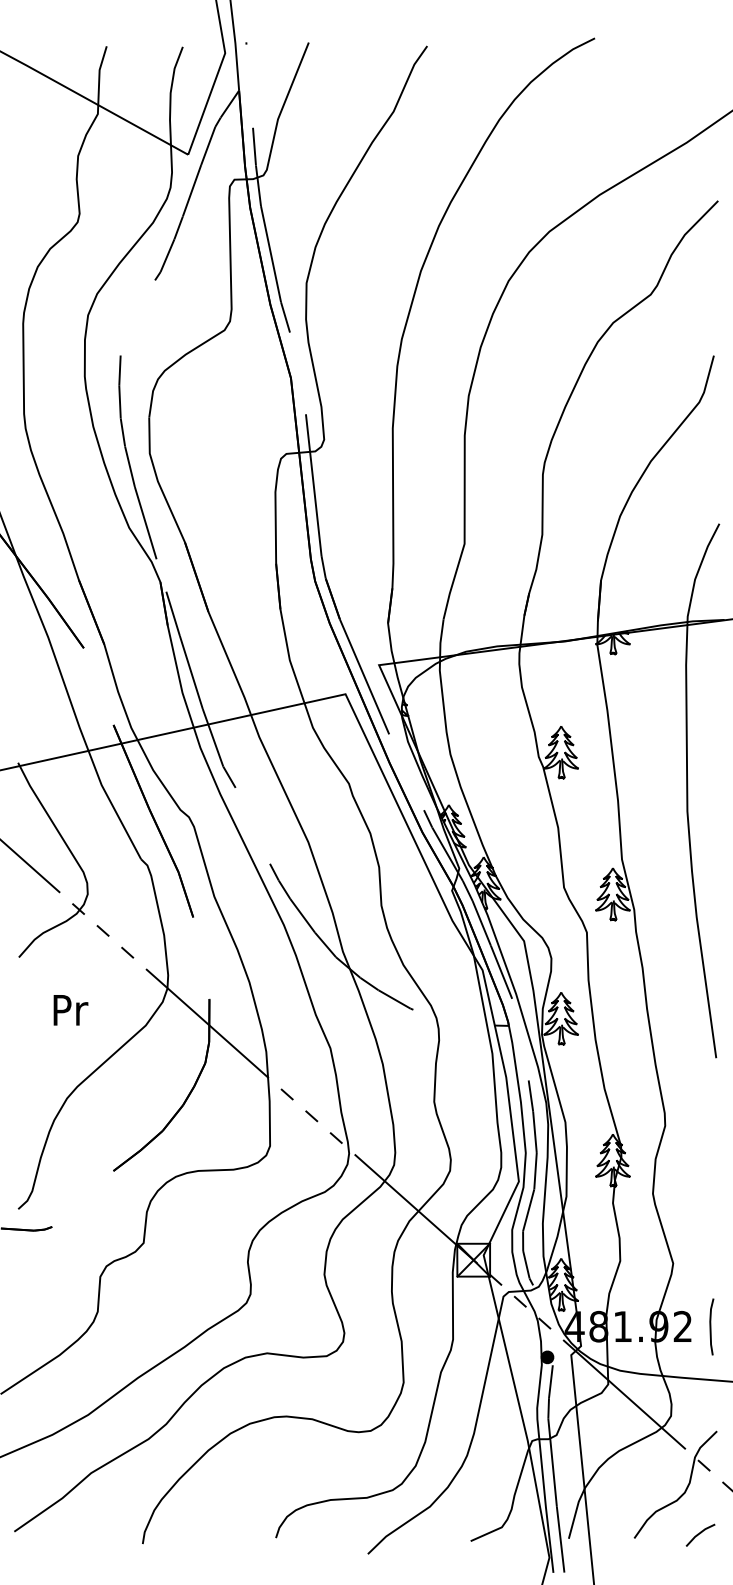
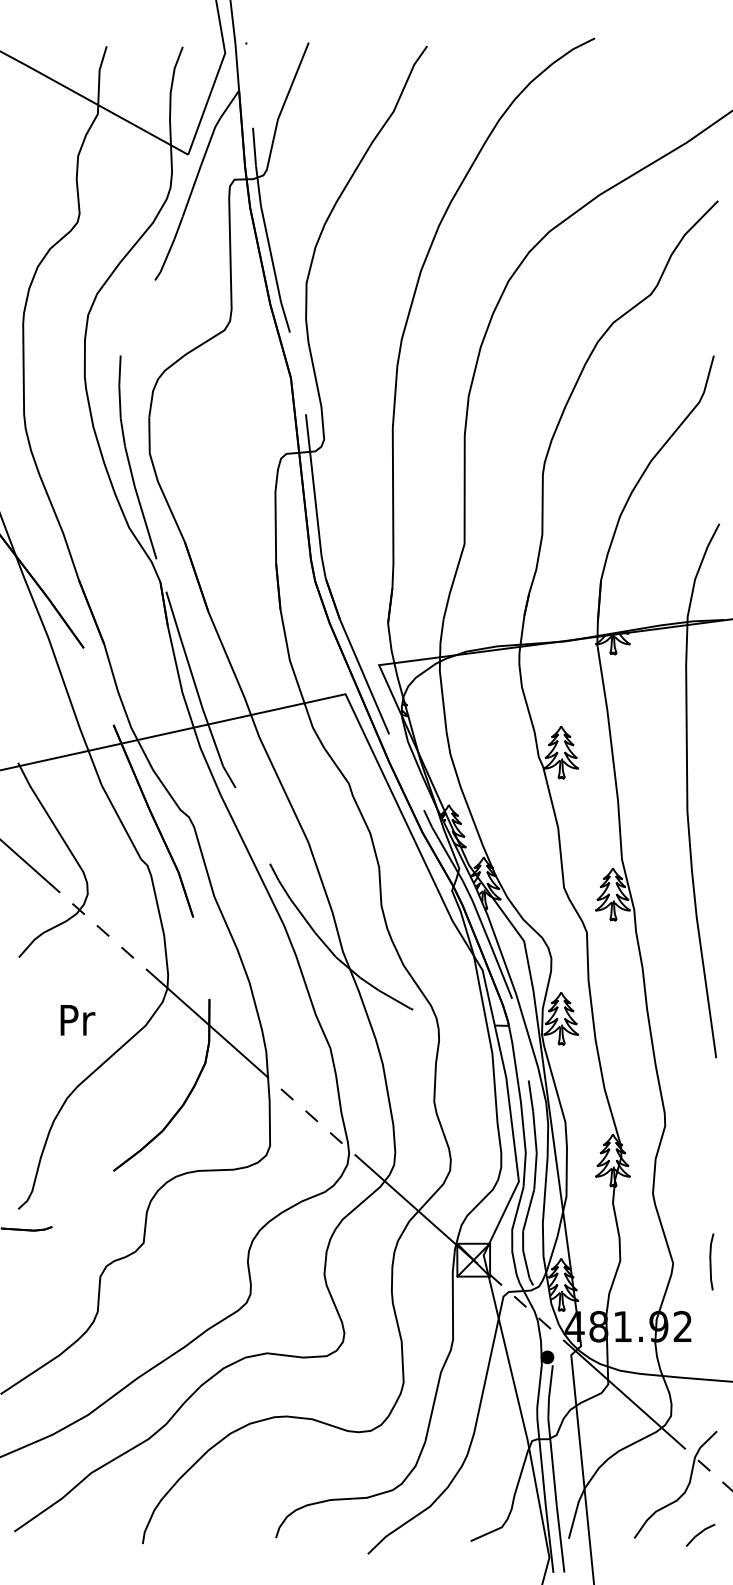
text position: (70, 1010) -> (77, 1020) (77, 1020)
line position: (711, 1326) -> (711, 1261) (711, 1261)
